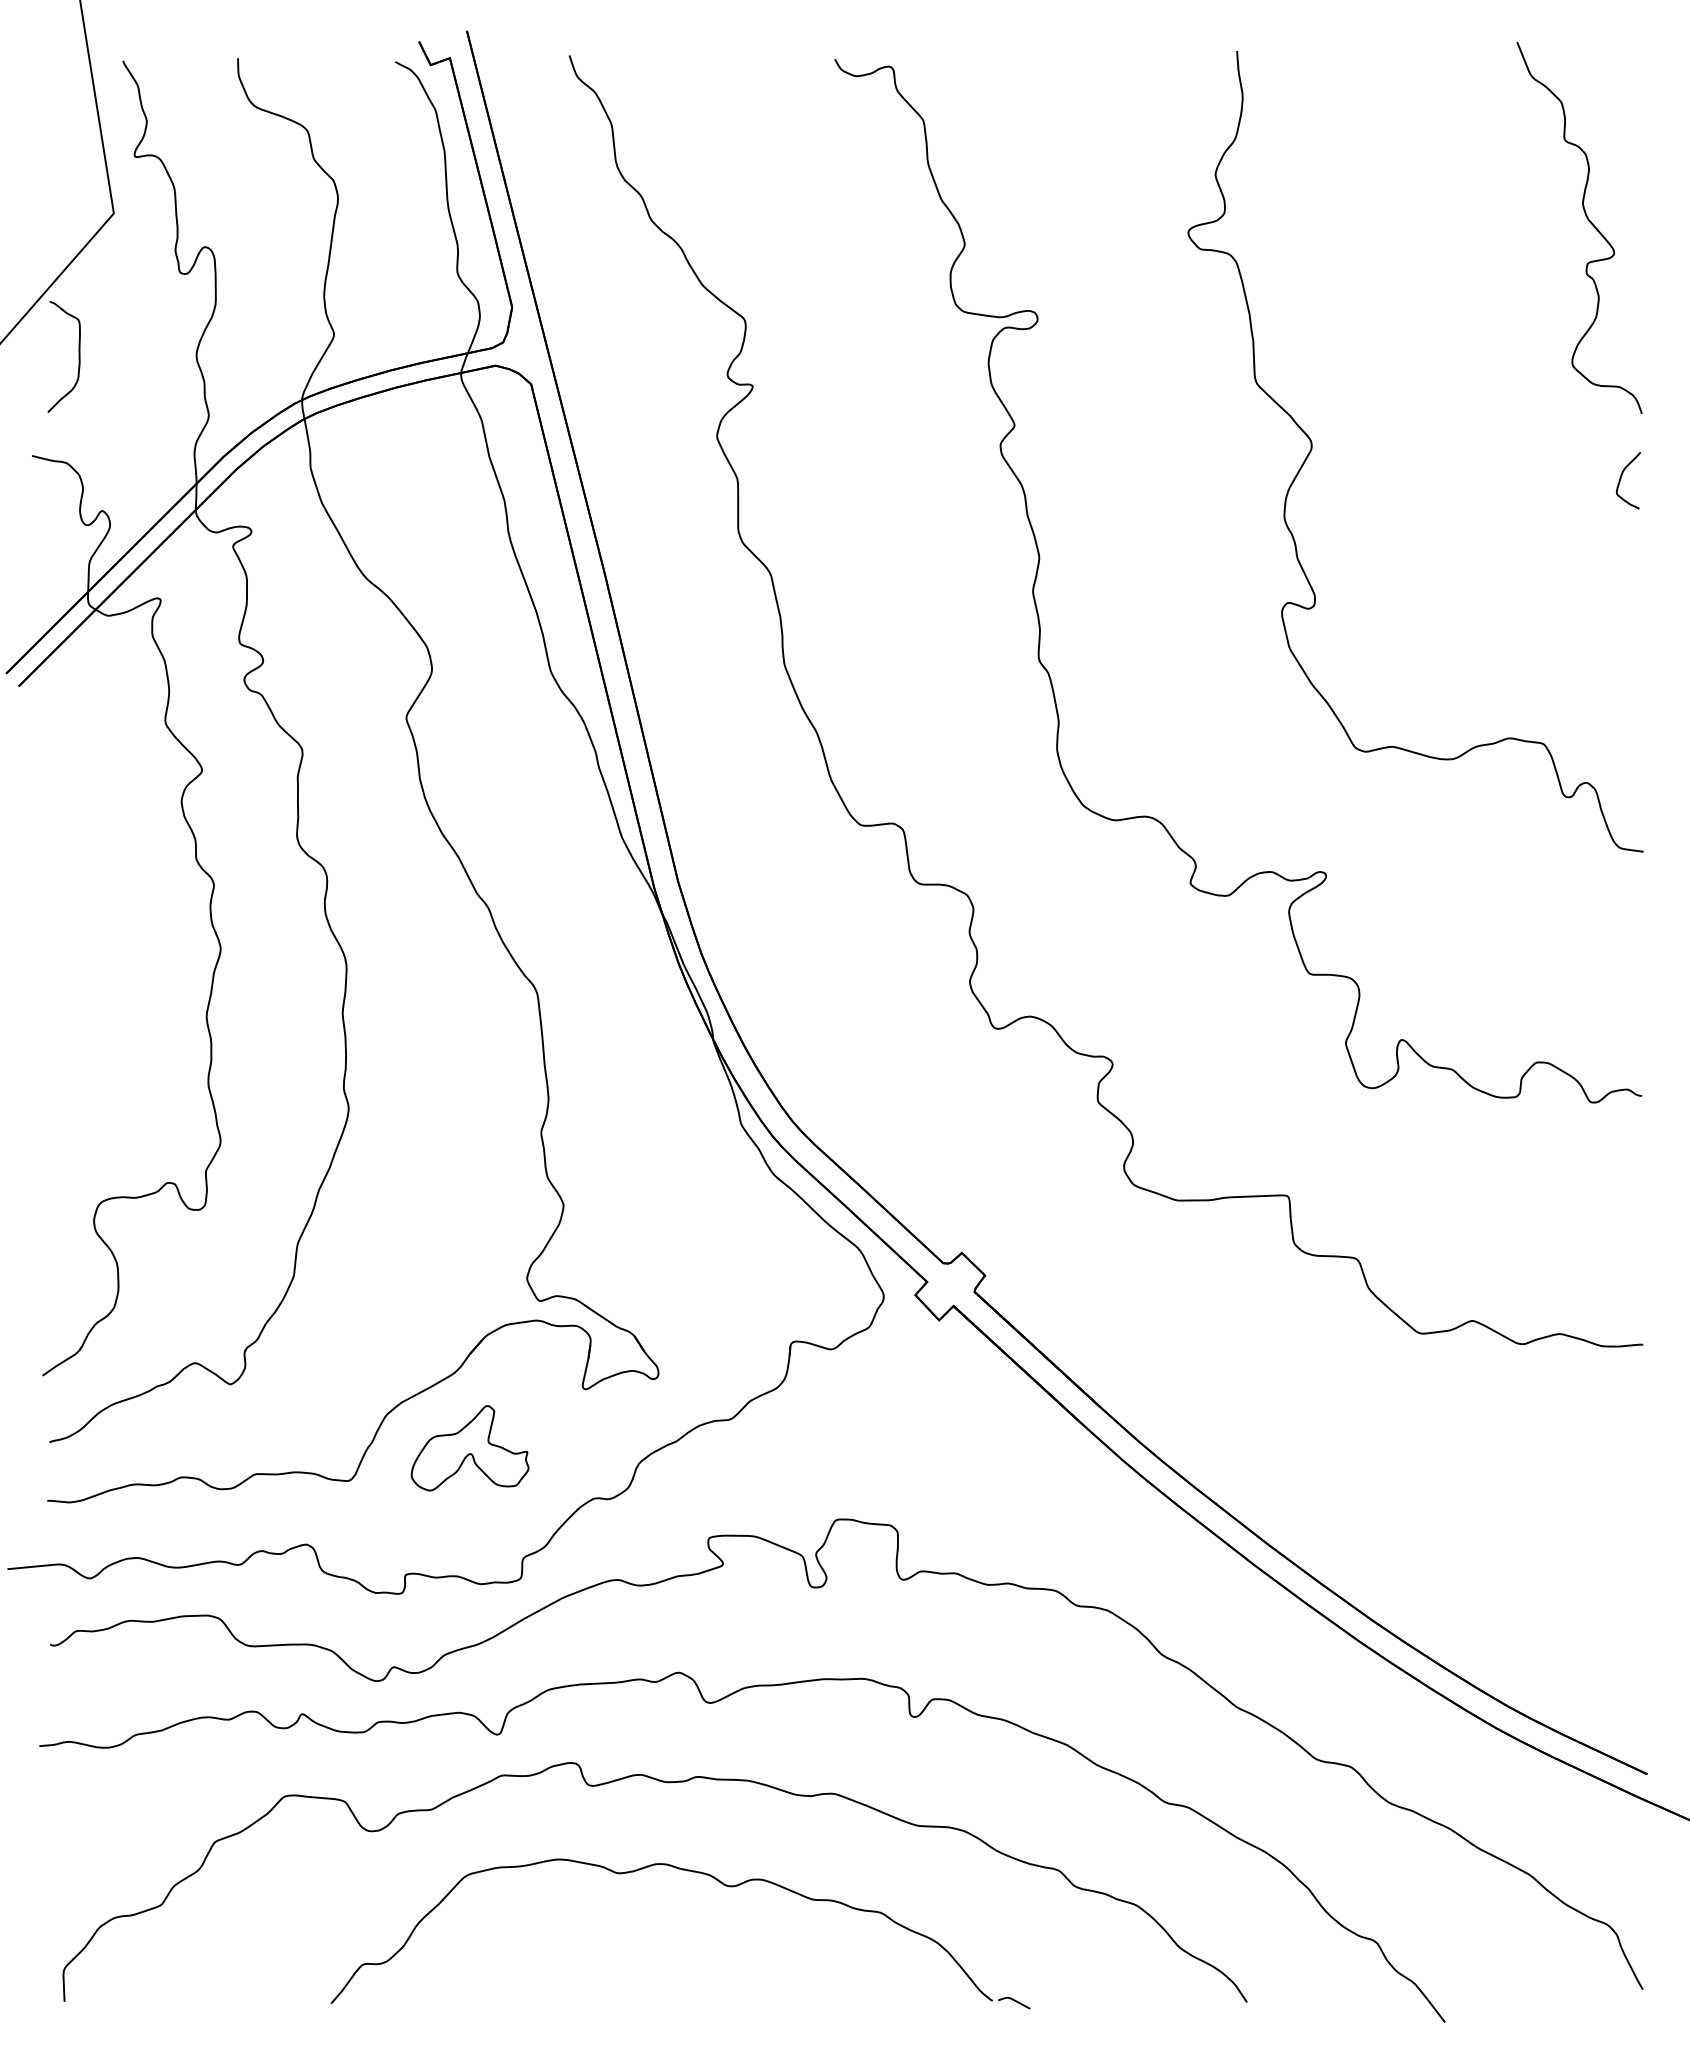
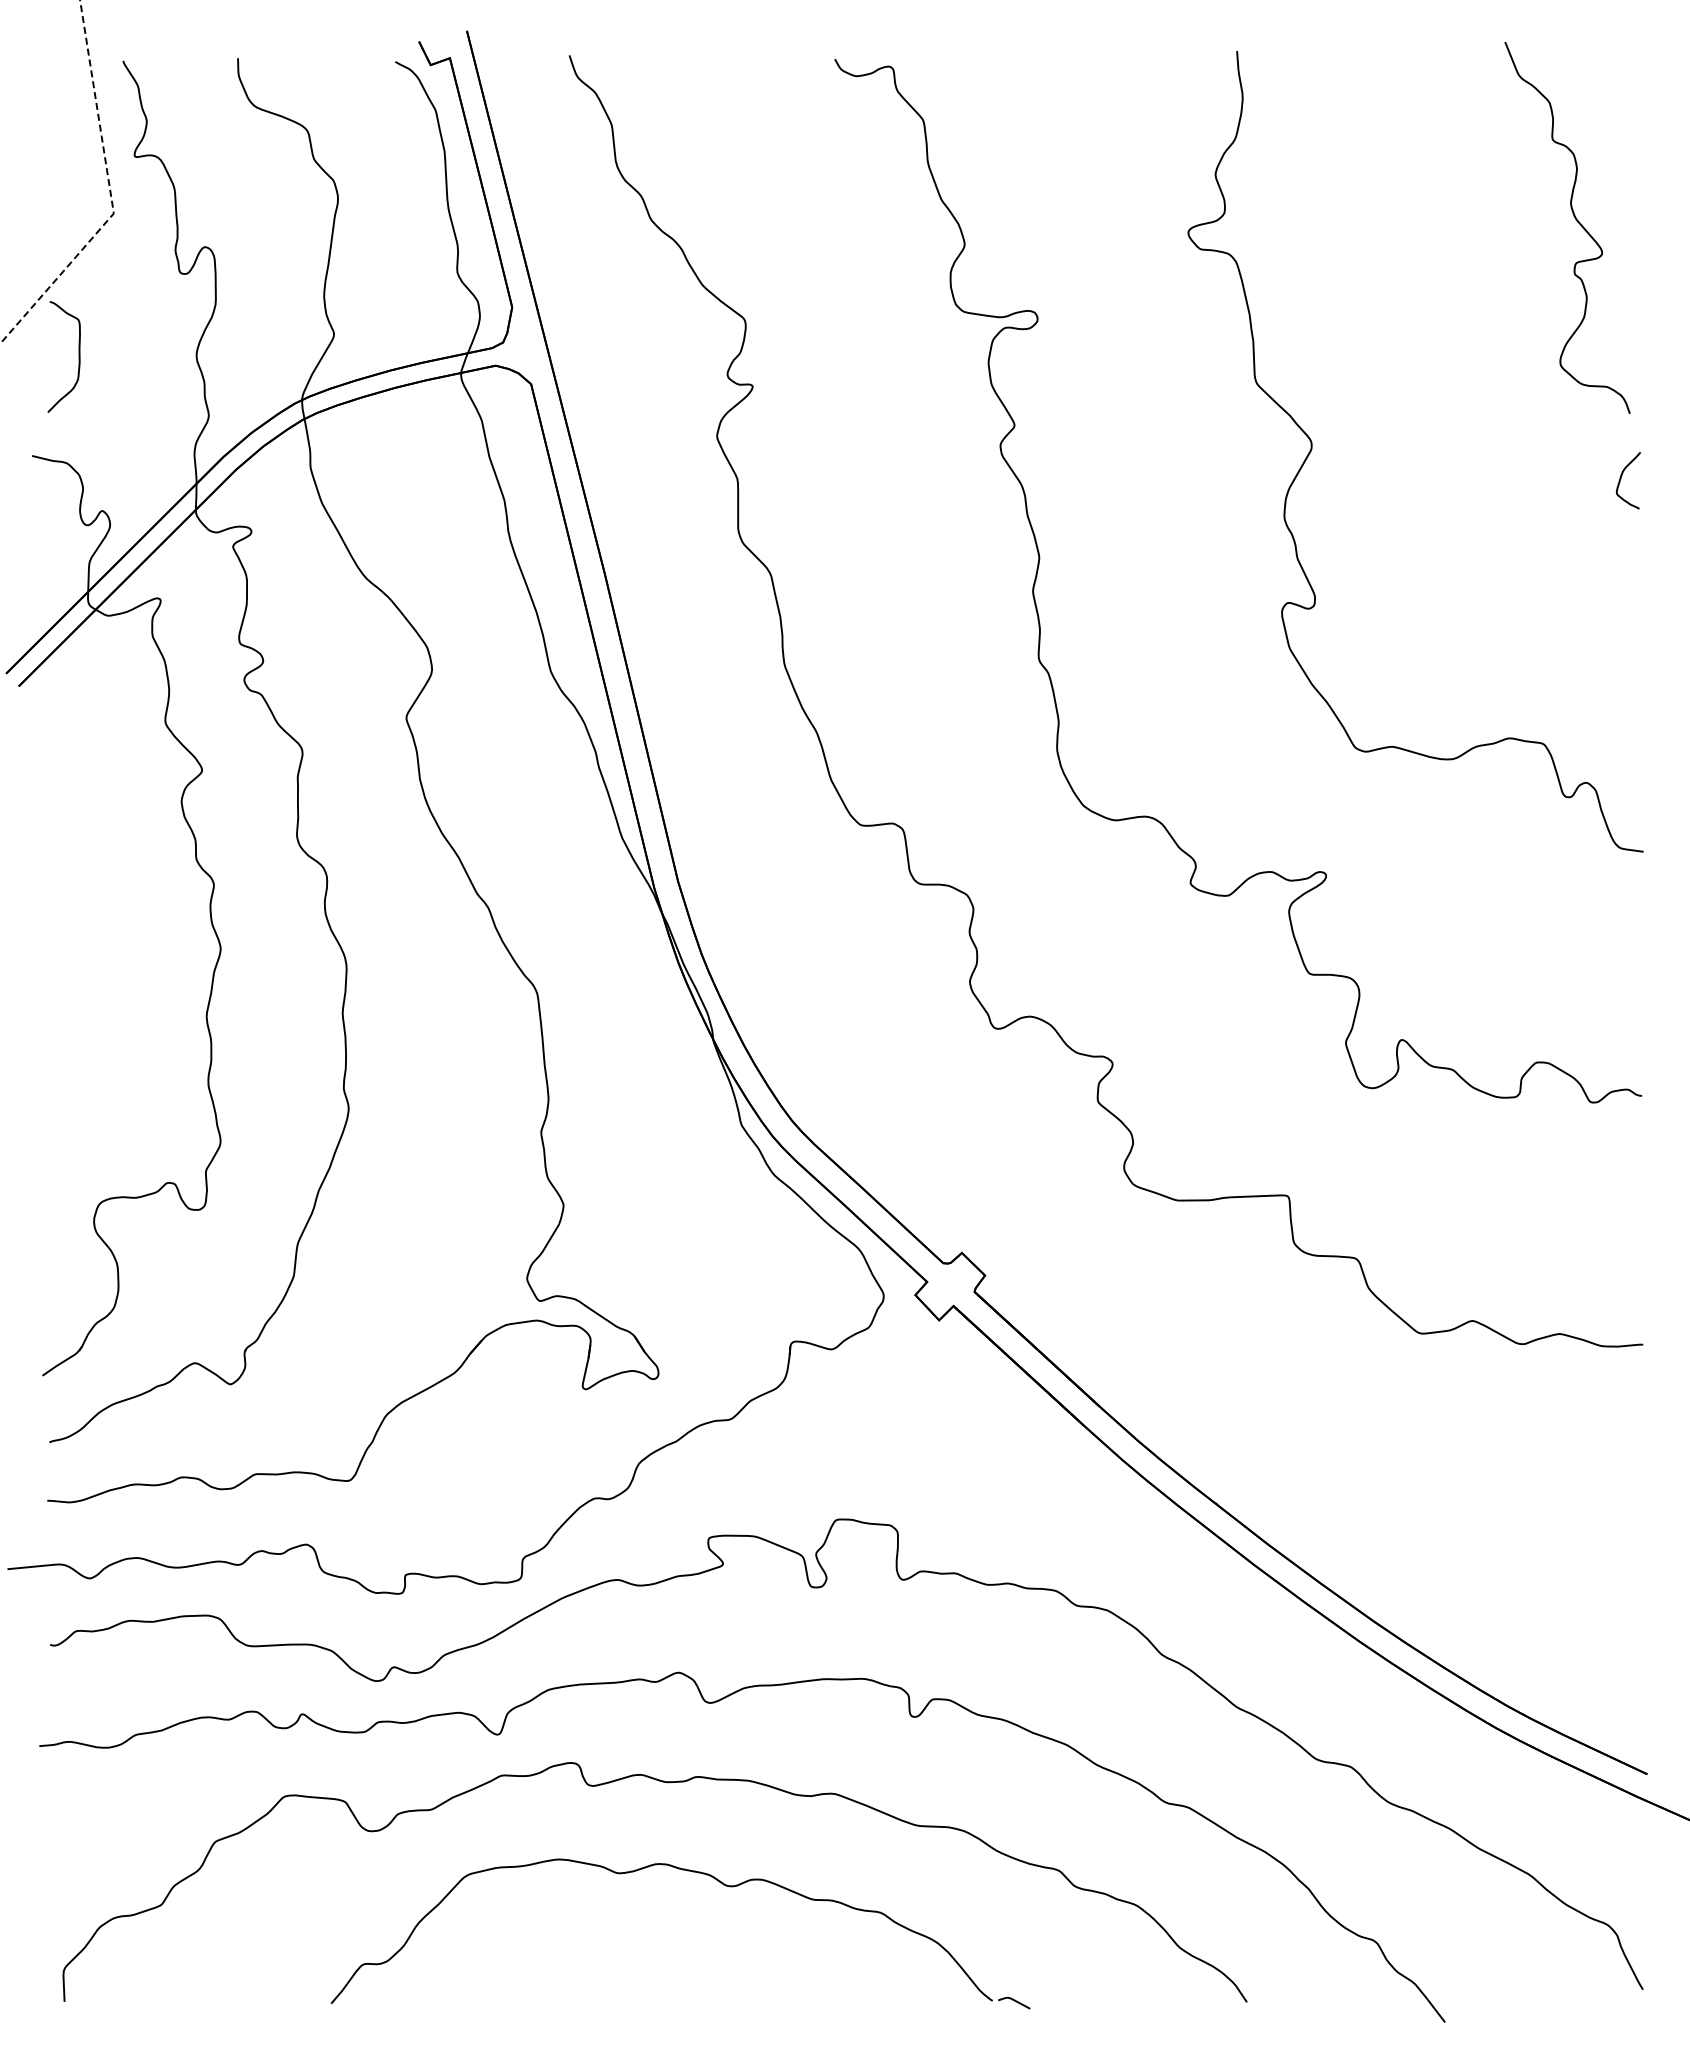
line: solid -> dashed (110, 192)
curve position: (1588, 221) -> (1576, 221) (1576, 221)
part: present -> none (469, 1448)
